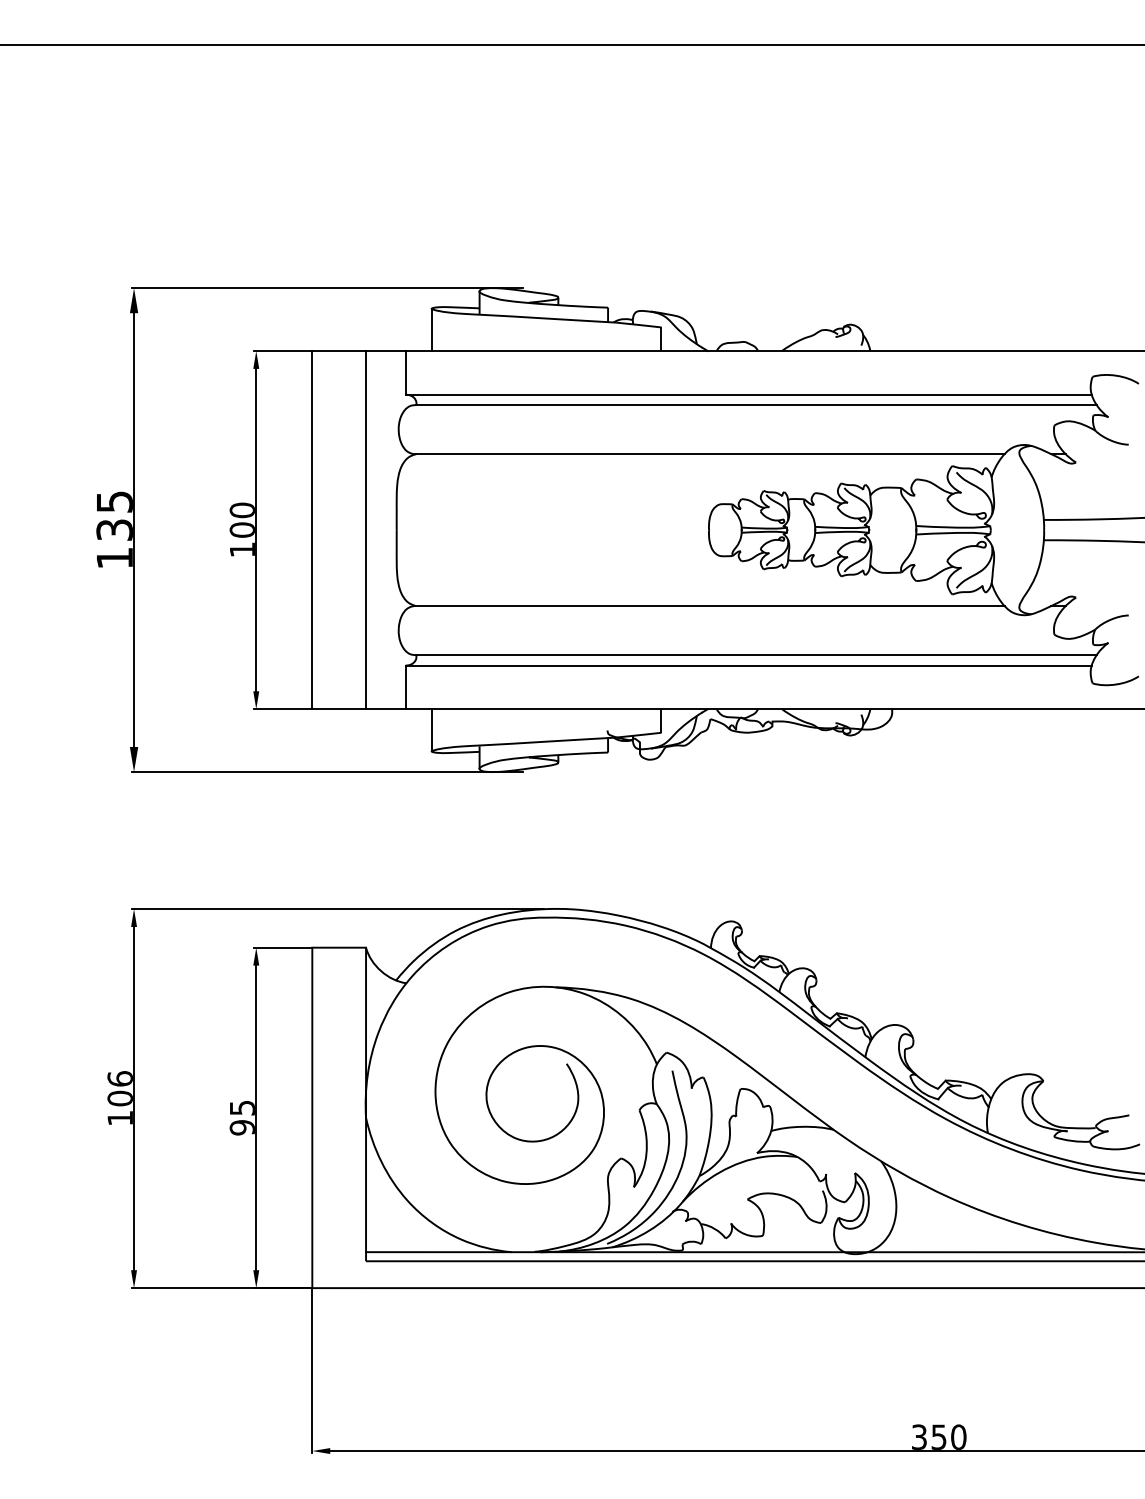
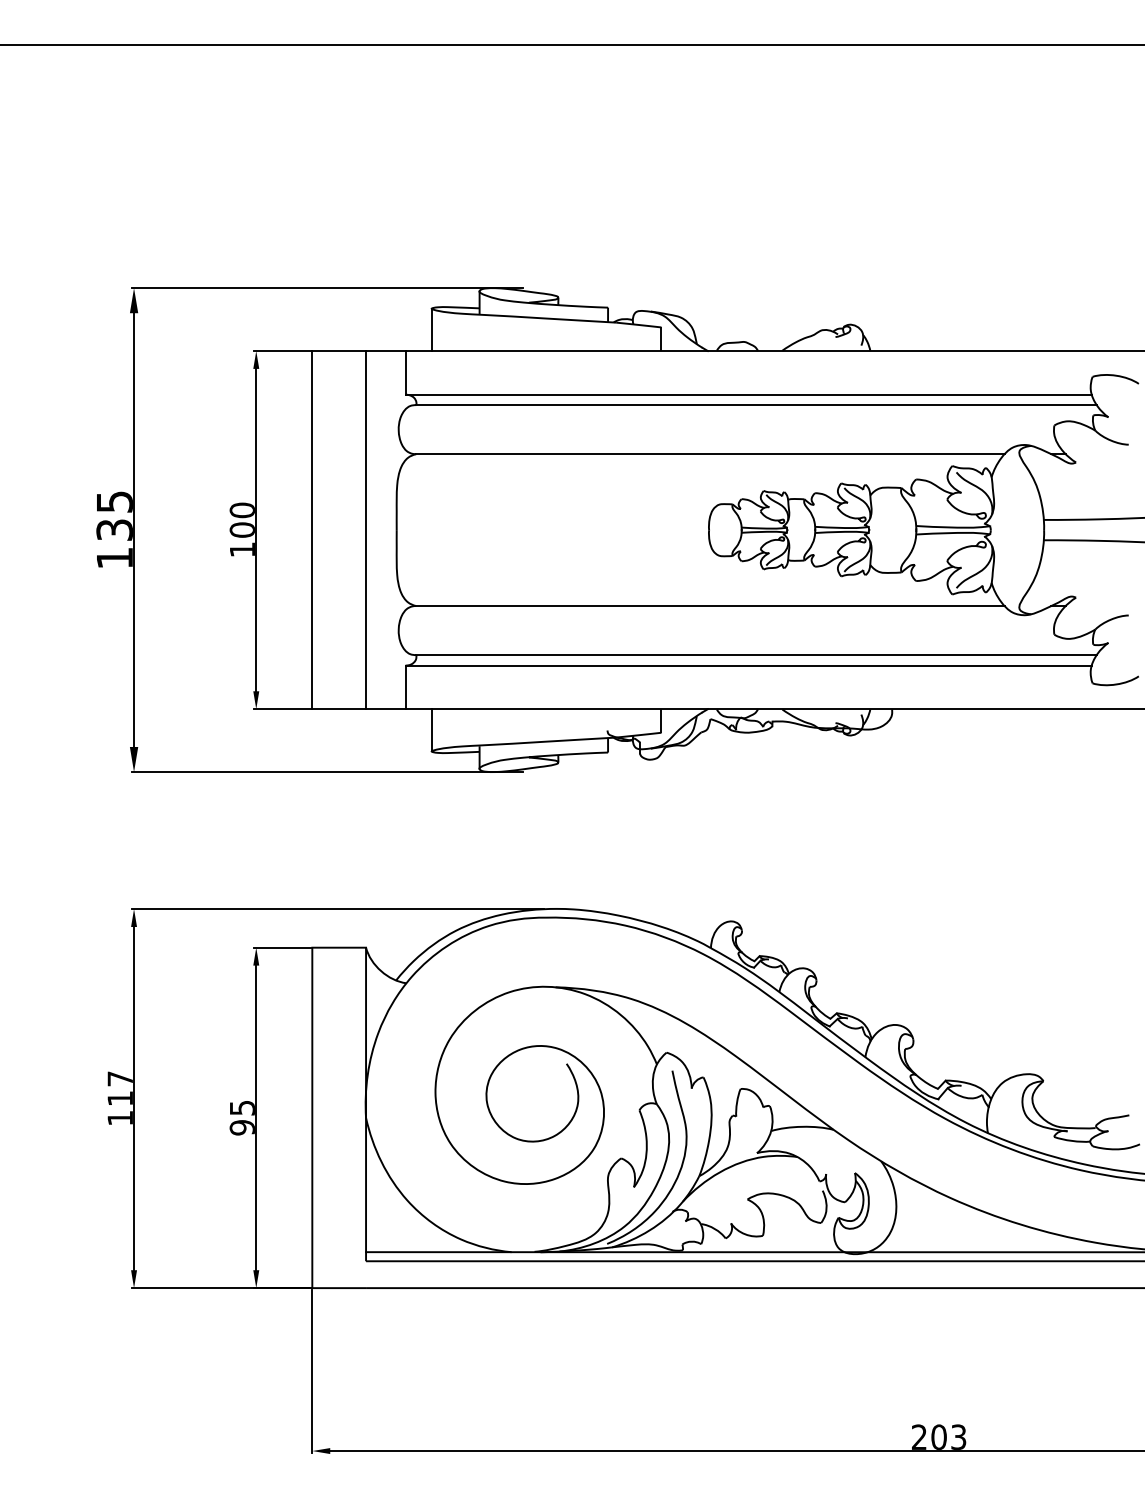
text: 106 -> 117 (119, 1088)
text: 350 -> 203 (939, 1436)
